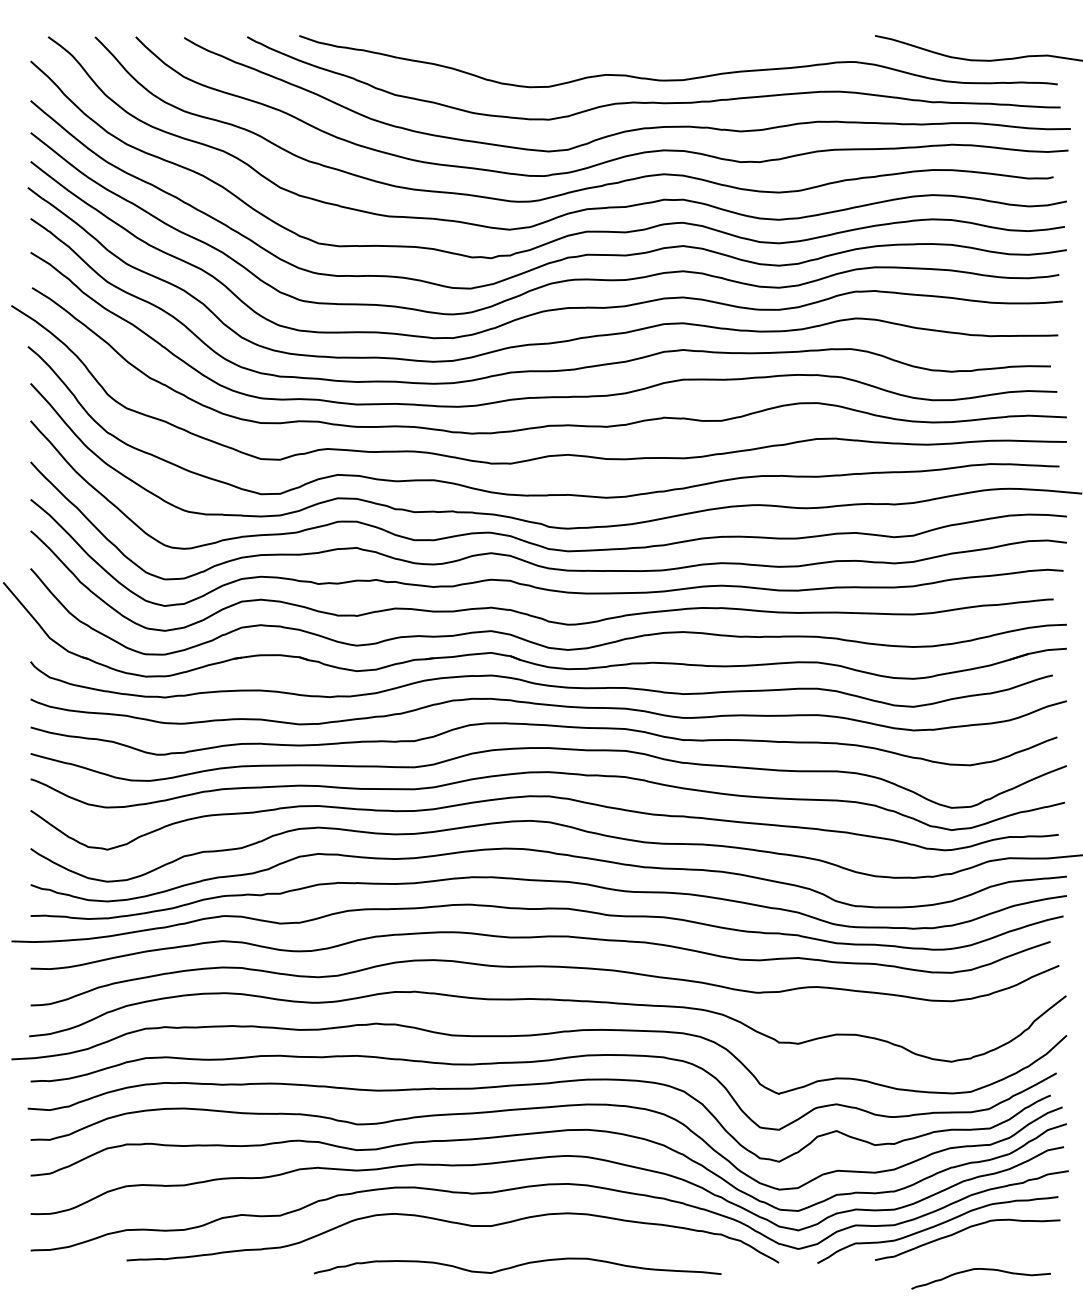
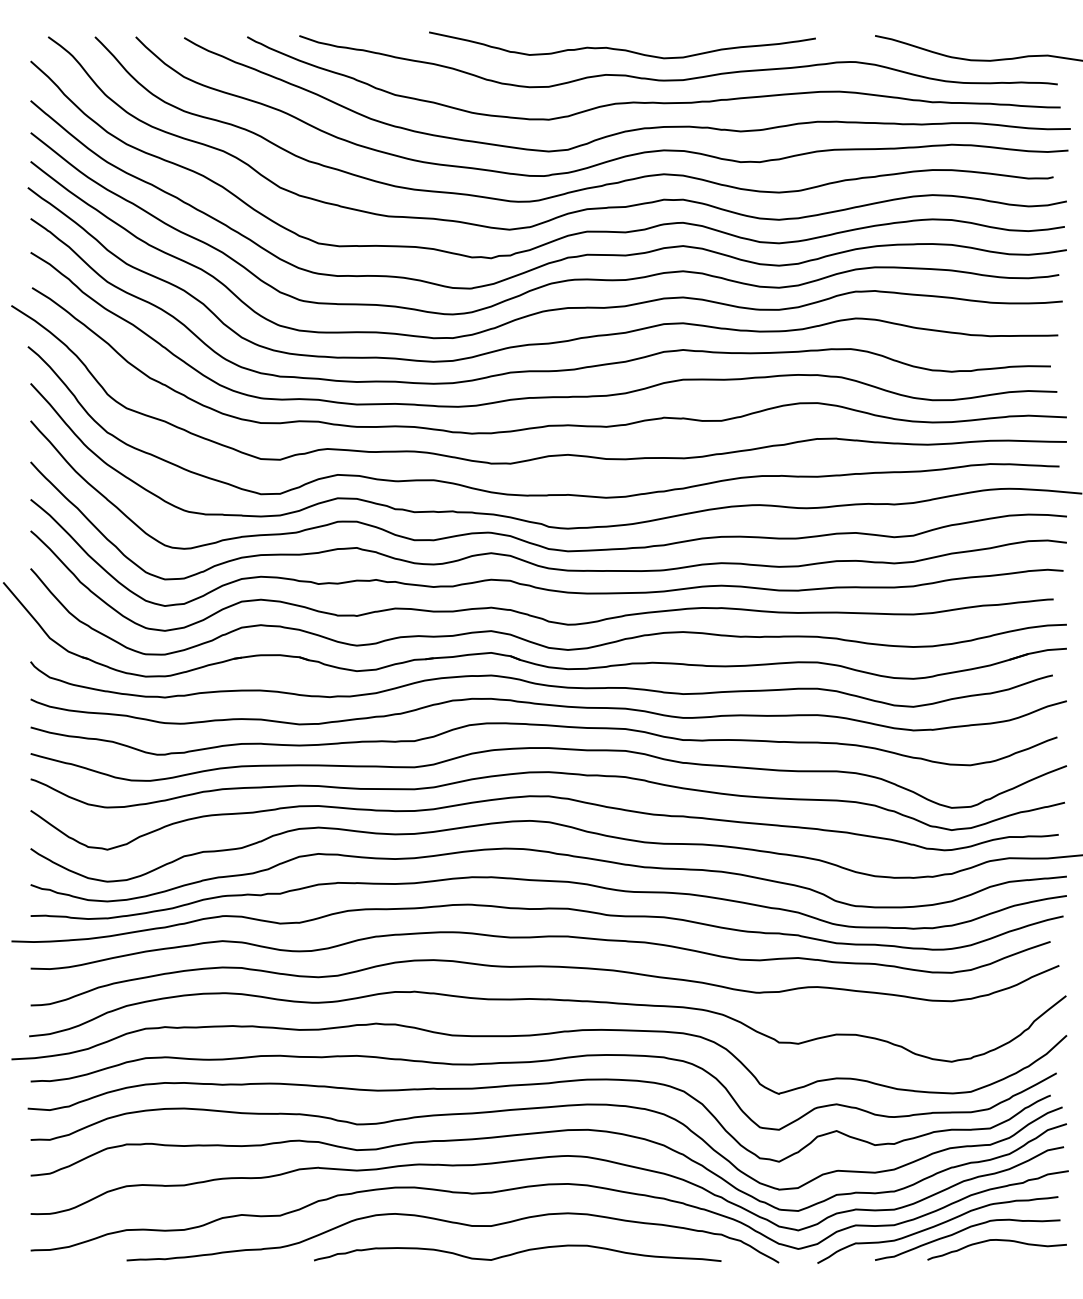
curve: none -> present (620, 48)
curve position: (517, 1265) -> (517, 1252) (517, 1252)
curve position: (980, 1269) -> (996, 1240) (996, 1240)
